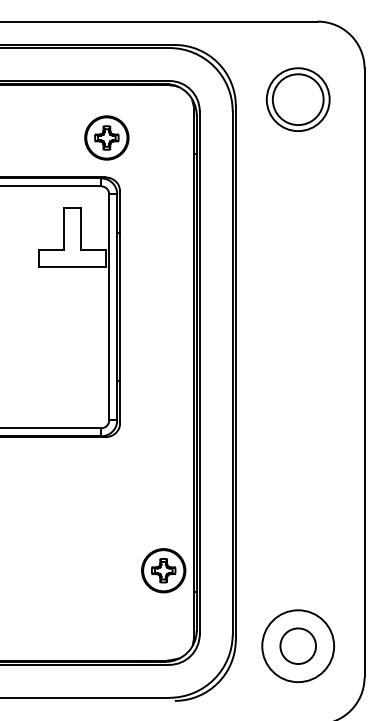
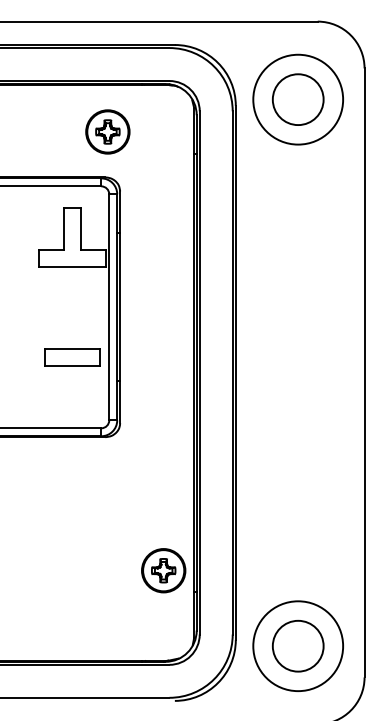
circle diameter: 63 px -> 90 px (298, 99)
part position: (106, 137) -> (107, 131) (107, 131)
part: none -> present (72, 357)
circle diameter: 36 px -> 51 px (297, 645)
circle diameter: 72 px -> 90 px (298, 646)
